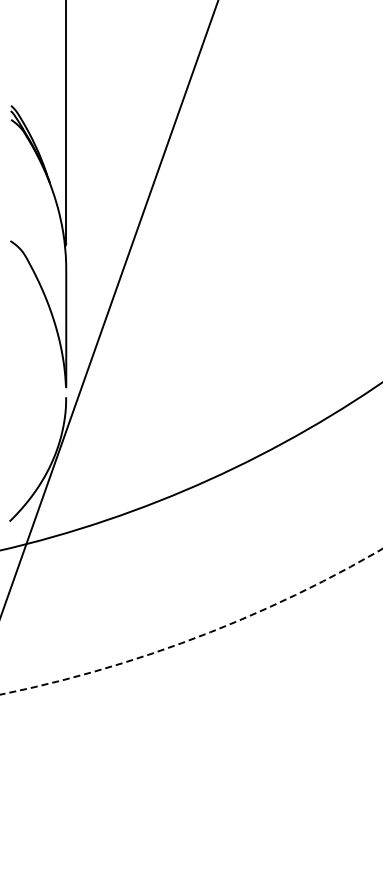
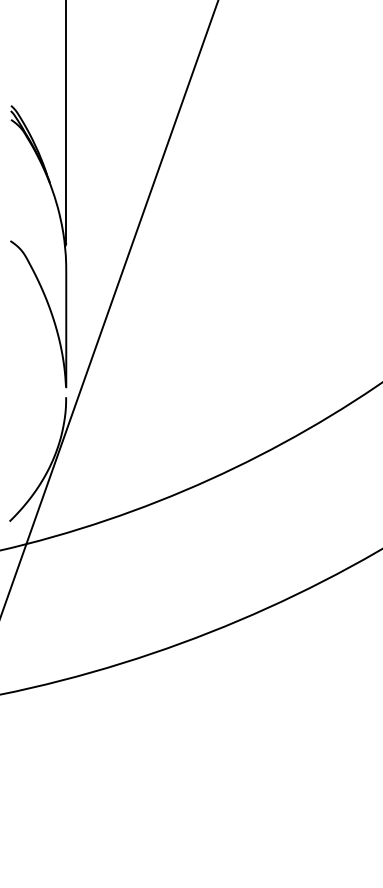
circle: dashed -> solid (191, 621)
